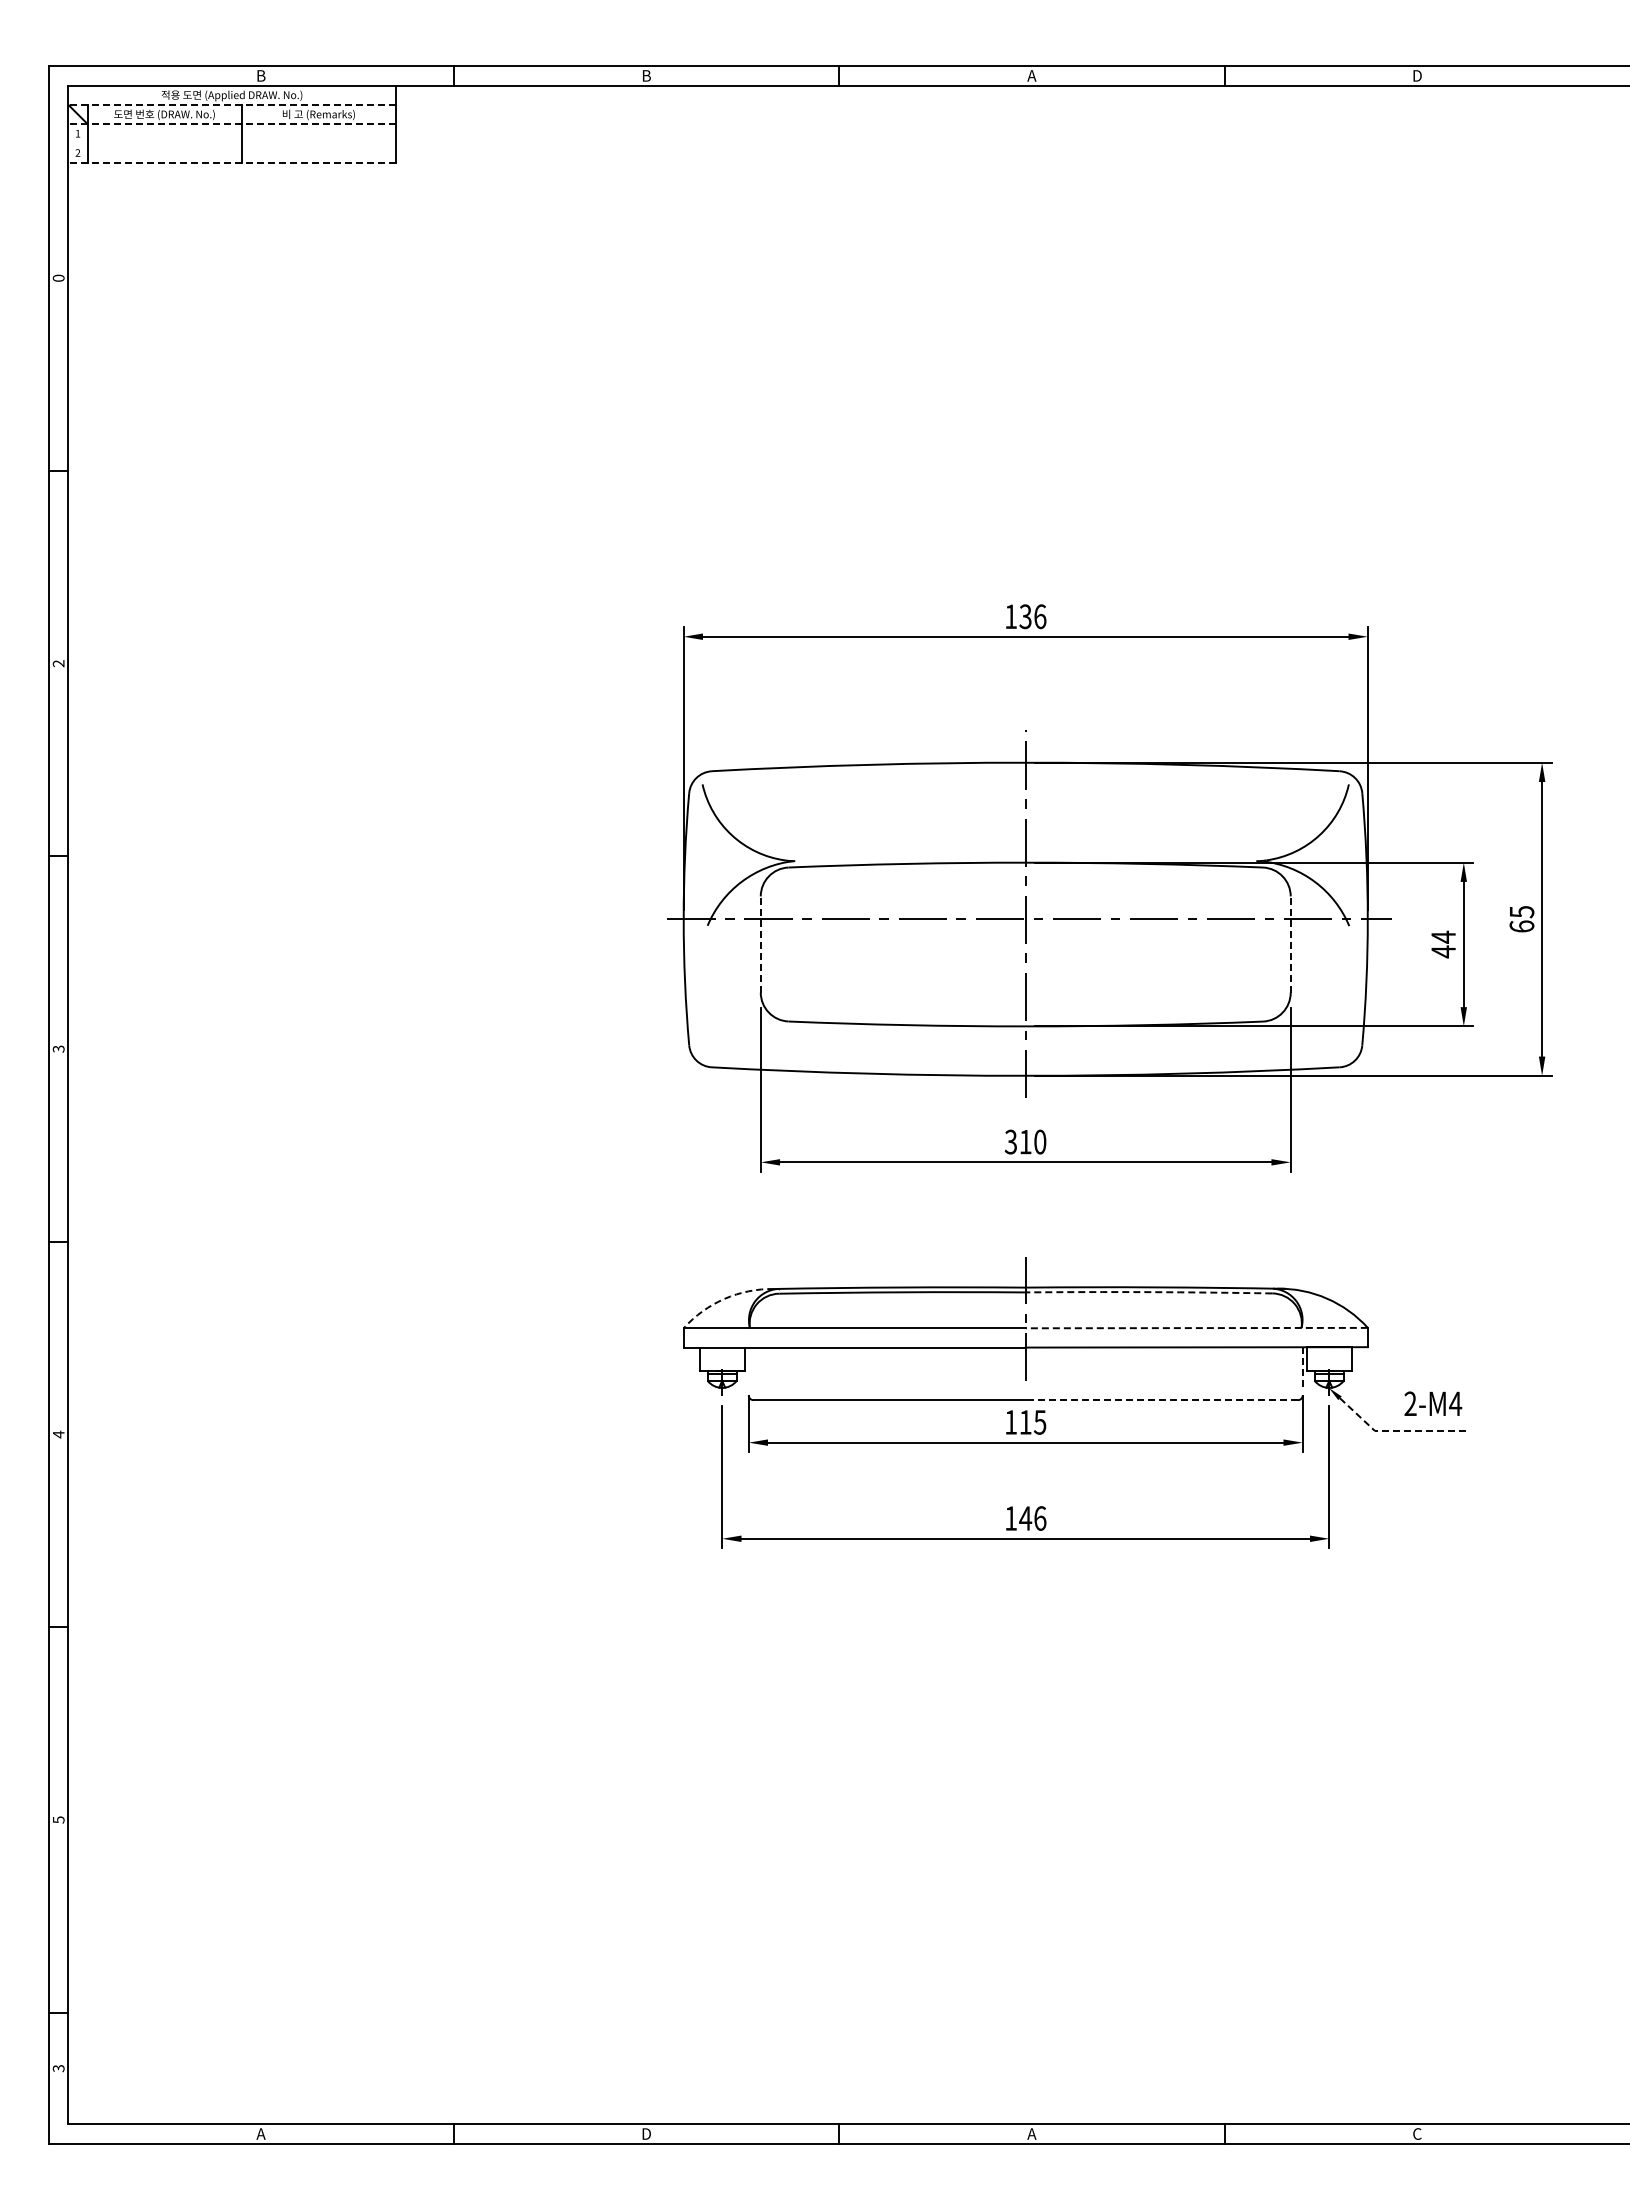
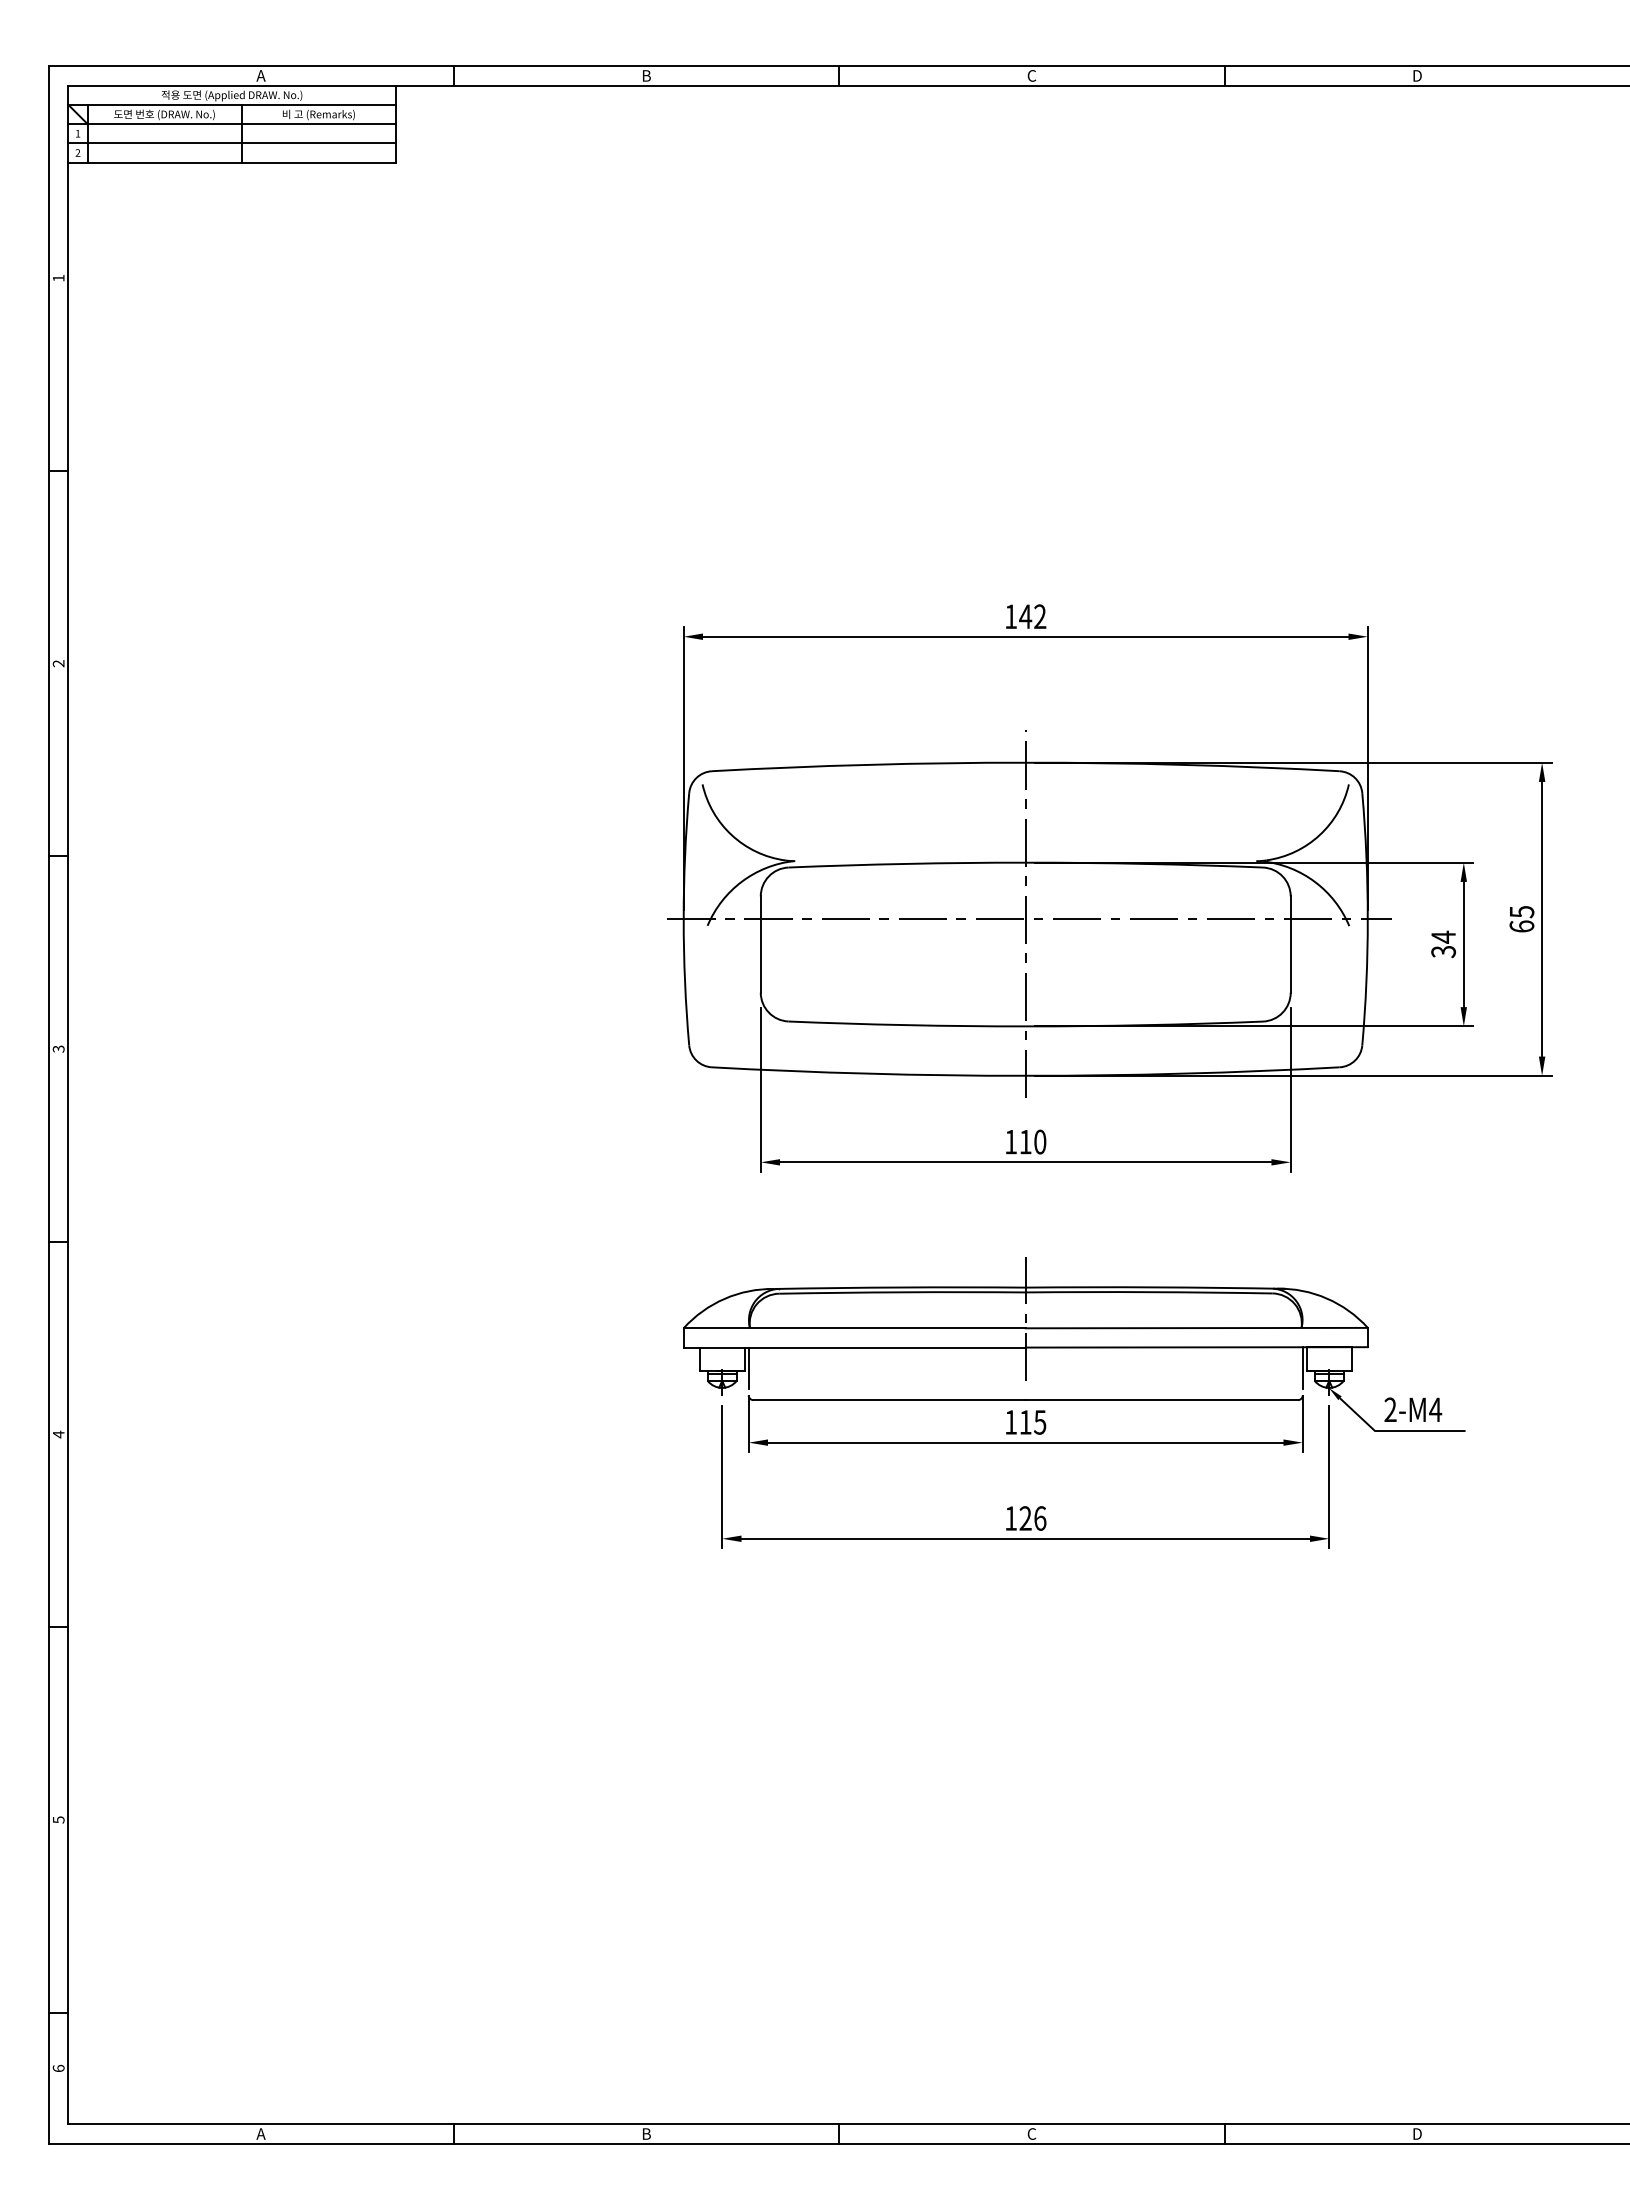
text: B -> A (260, 75)
text: A -> C (1031, 75)
line: dashed -> solid (232, 104)
line: dashed -> solid (232, 124)
line: none -> present (231, 143)
line: dashed -> solid (232, 162)
text: 0 -> 1 (58, 277)
text: 136 -> 142 (1032, 616)
line: dashed -> solid (760, 944)
line: dashed -> solid (1290, 944)
text: 44 -> 34 (1443, 951)
text: 310 -> 110 (1010, 1141)
arc: dashed -> solid (1149, 1292)
arc: dashed -> solid (724, 1298)
line: dashed -> solid (1196, 1328)
line: none -> present (748, 1367)
line: dashed -> solid (1302, 1367)
line: dashed -> solid (1161, 1400)
text position: (1433, 1403) -> (1413, 1409) (1413, 1409)
line: dashed -> solid (1395, 1431)
text: 146 -> 126 (1025, 1518)
text: 3 -> 6 (58, 2068)
text: D -> B (646, 2133)
text: A -> C (1031, 2133)
text: C -> D (1417, 2133)
